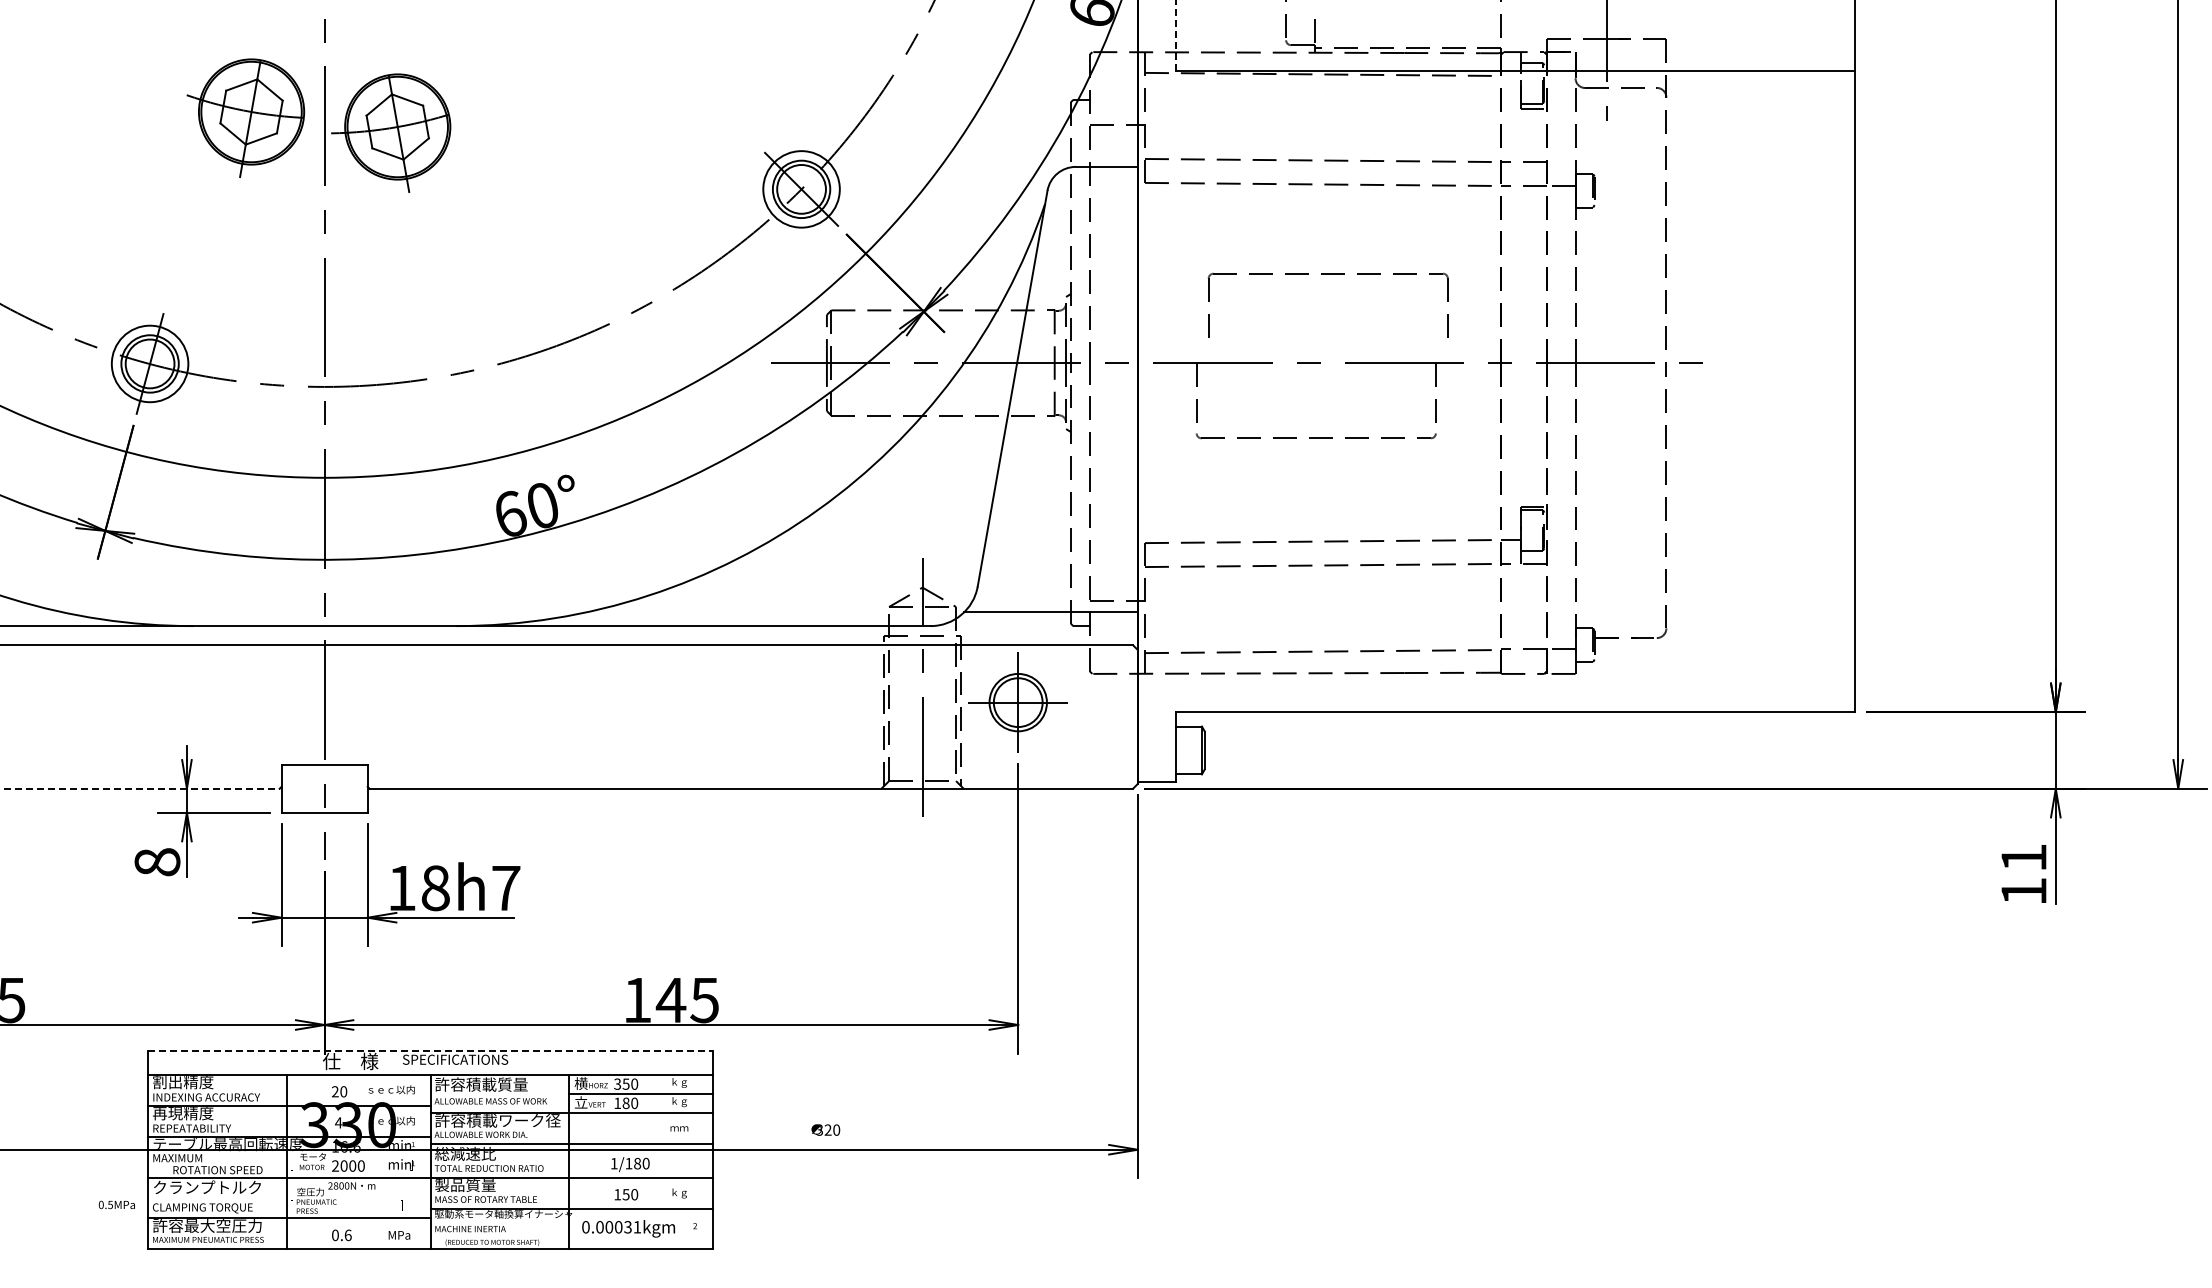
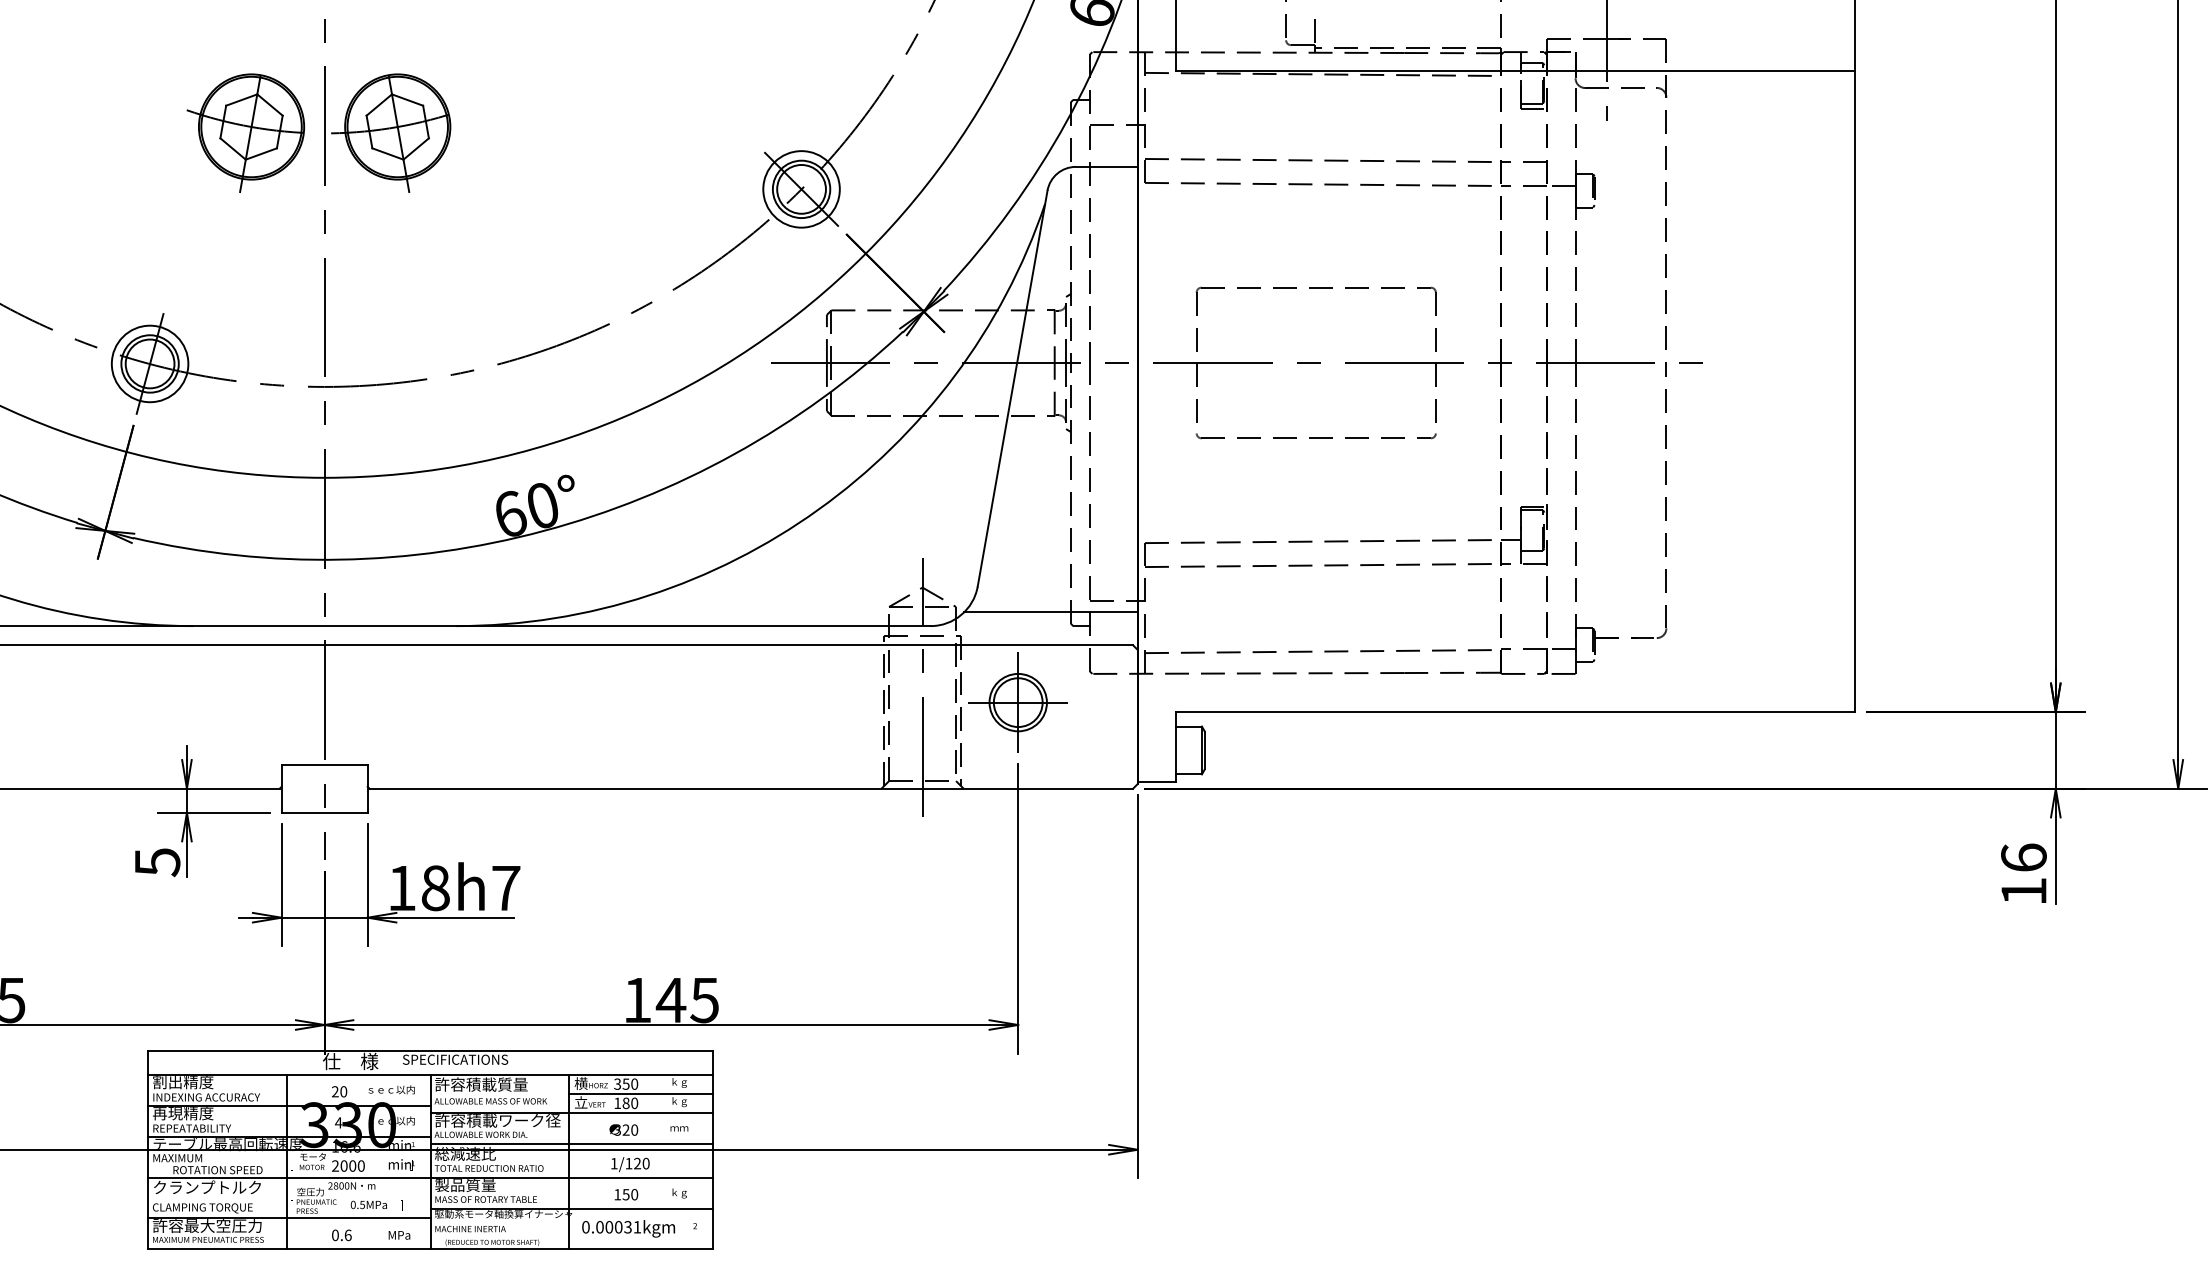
line: dashed -> solid (1176, 35)
part position: (245, 117) -> (245, 132) (245, 132)
part position: (1327, 274) -> (1315, 288) (1315, 288)
line: dashed -> solid (140, 788)
text: 11 -> 16 (2023, 857)
text: 8 -> 5 (157, 862)
line: dashed -> solid (431, 1050)
text position: (825, 1129) -> (623, 1129) (623, 1129)
text: 1/180 -> 1/120 (637, 1163)
text position: (116, 1204) -> (368, 1204) (368, 1204)
